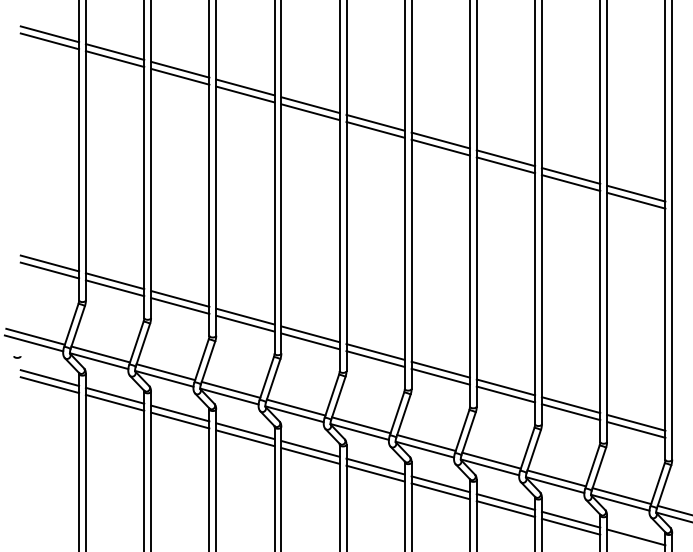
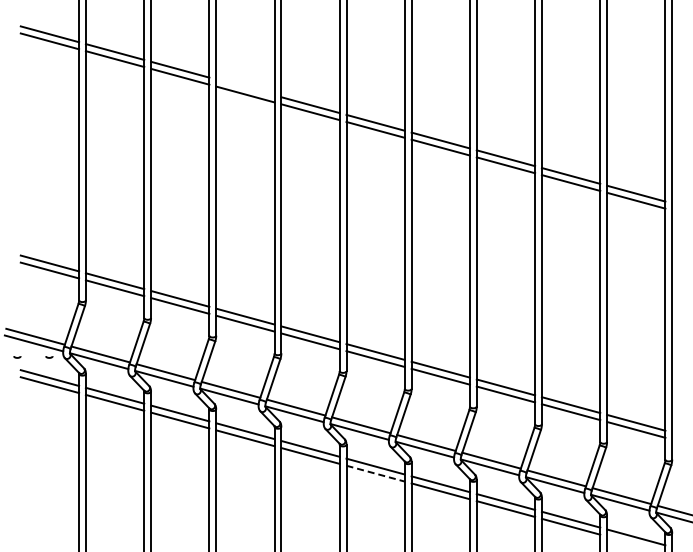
line: present -> none (245, 87)
curve: none -> present (49, 357)
line: solid -> dashed (376, 473)
